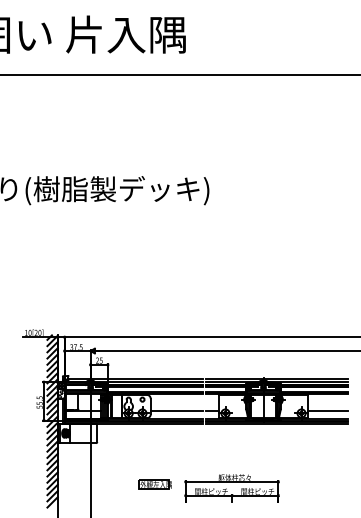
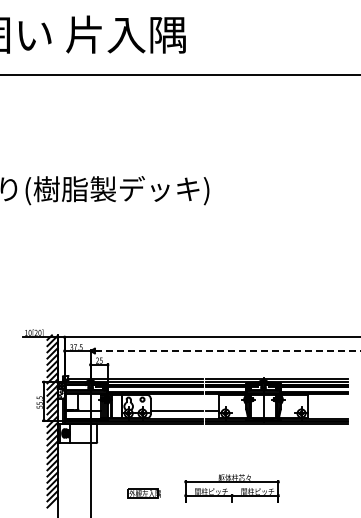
line: solid -> dashed (228, 351)
line: present -> none (328, 410)
part position: (154, 484) -> (143, 493) (143, 493)
